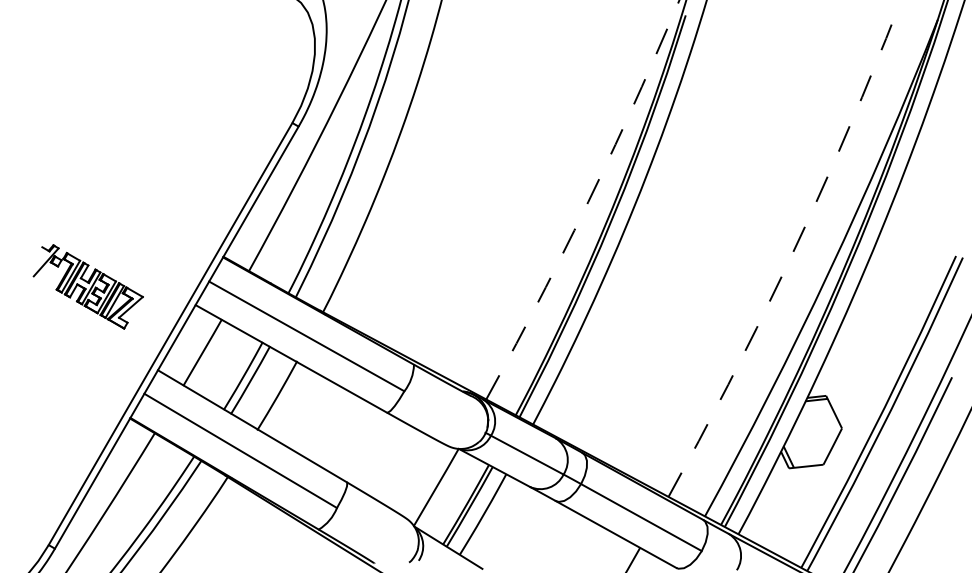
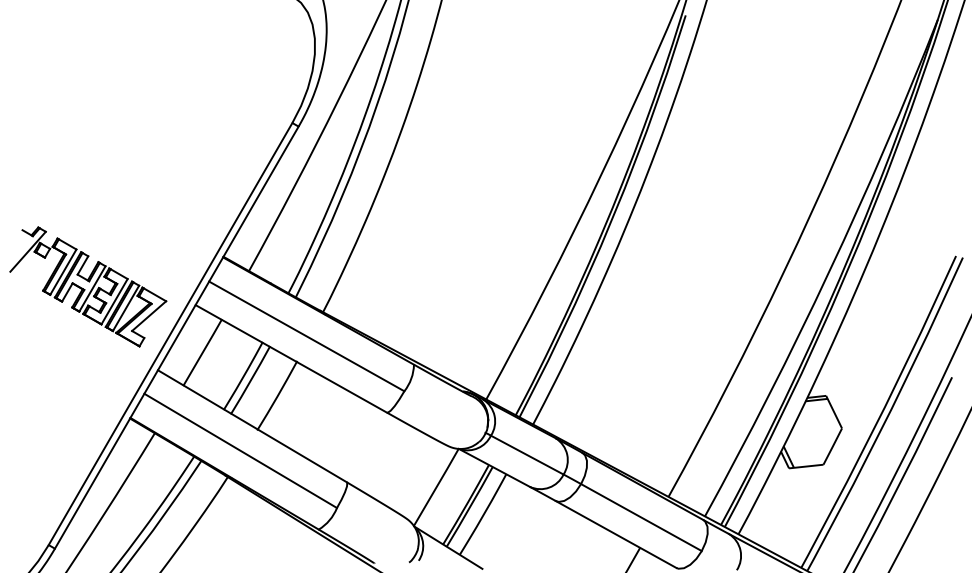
arc: dashed -> solid (588, 201)
arc: dashed -> solid (793, 252)
part size: 112x86 px -> 159x122 px (88, 286)
